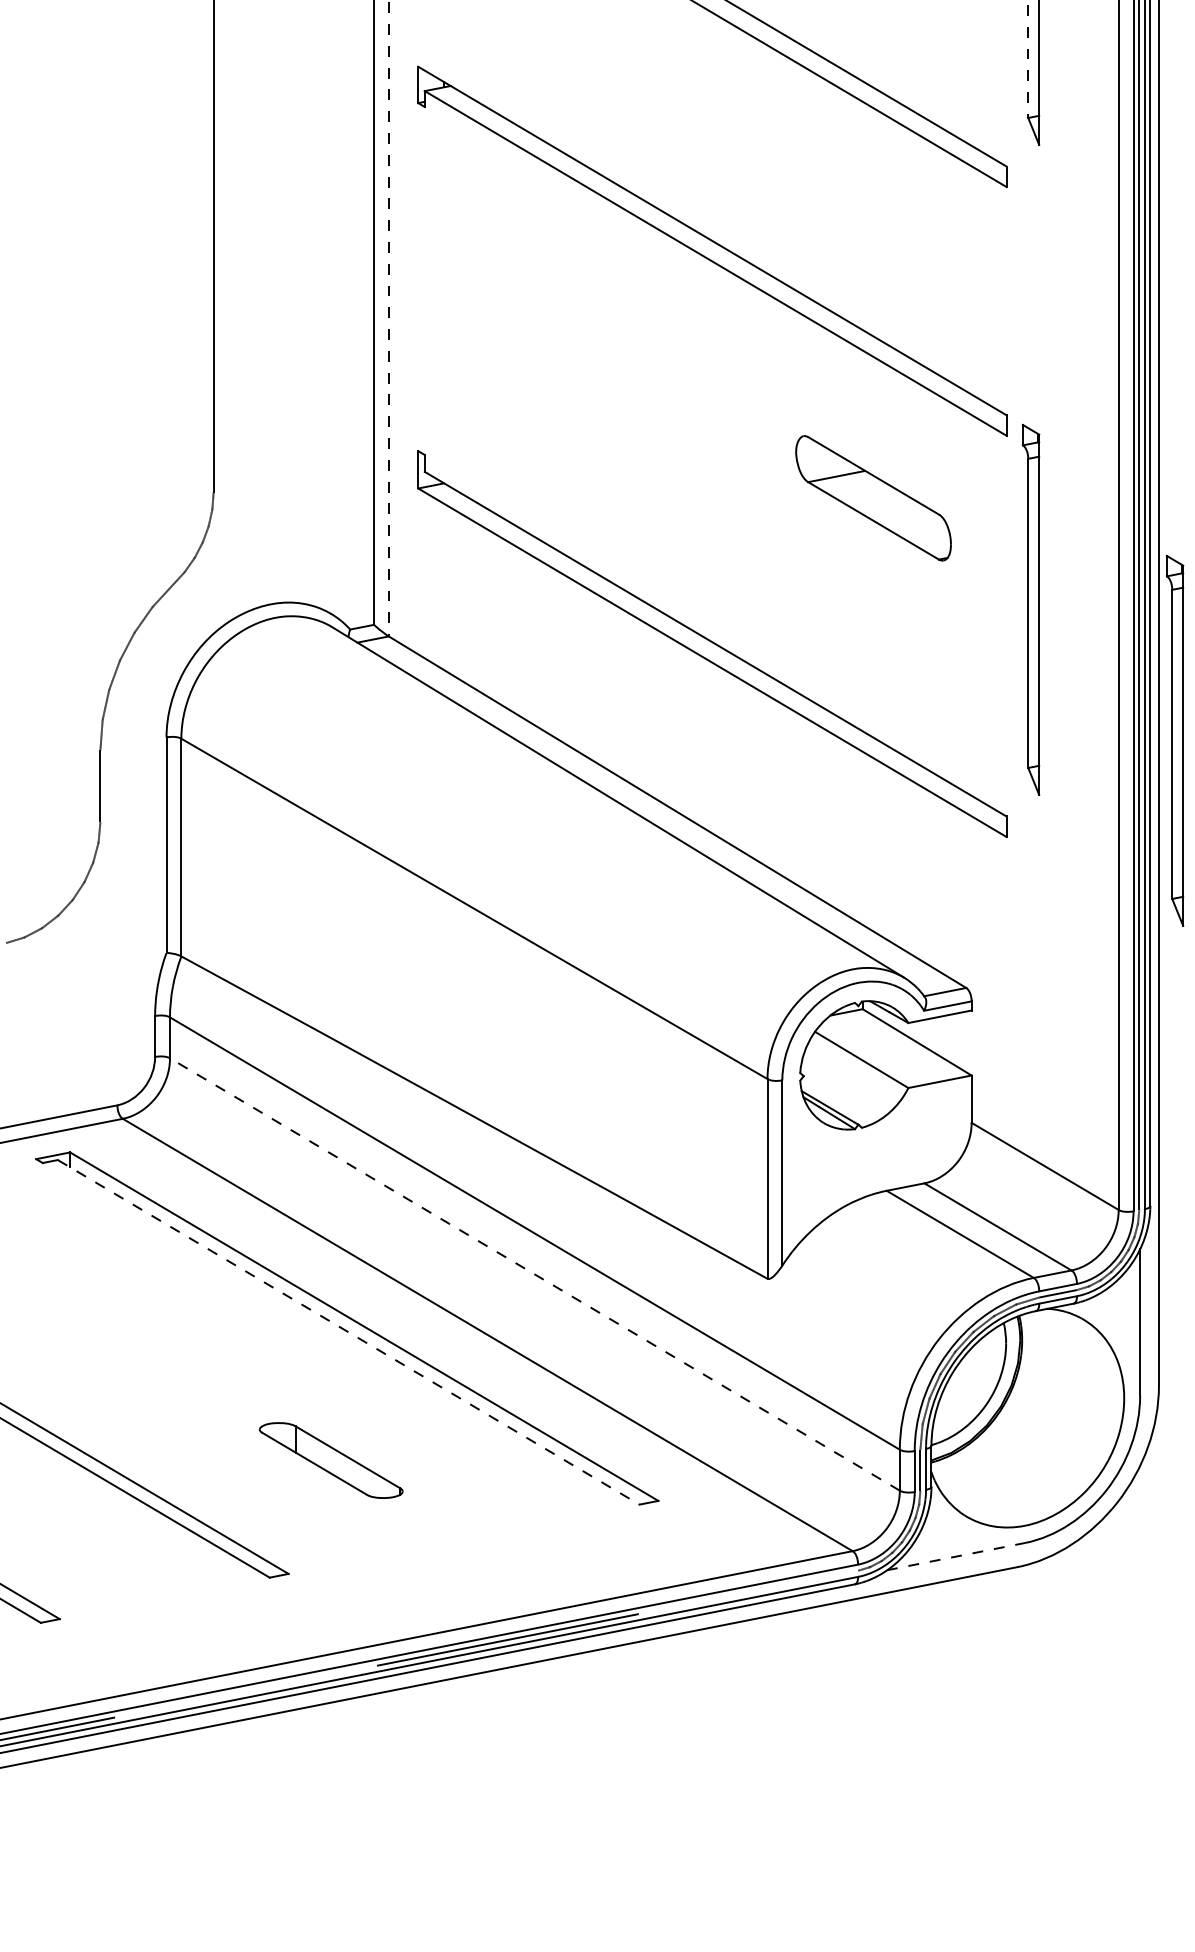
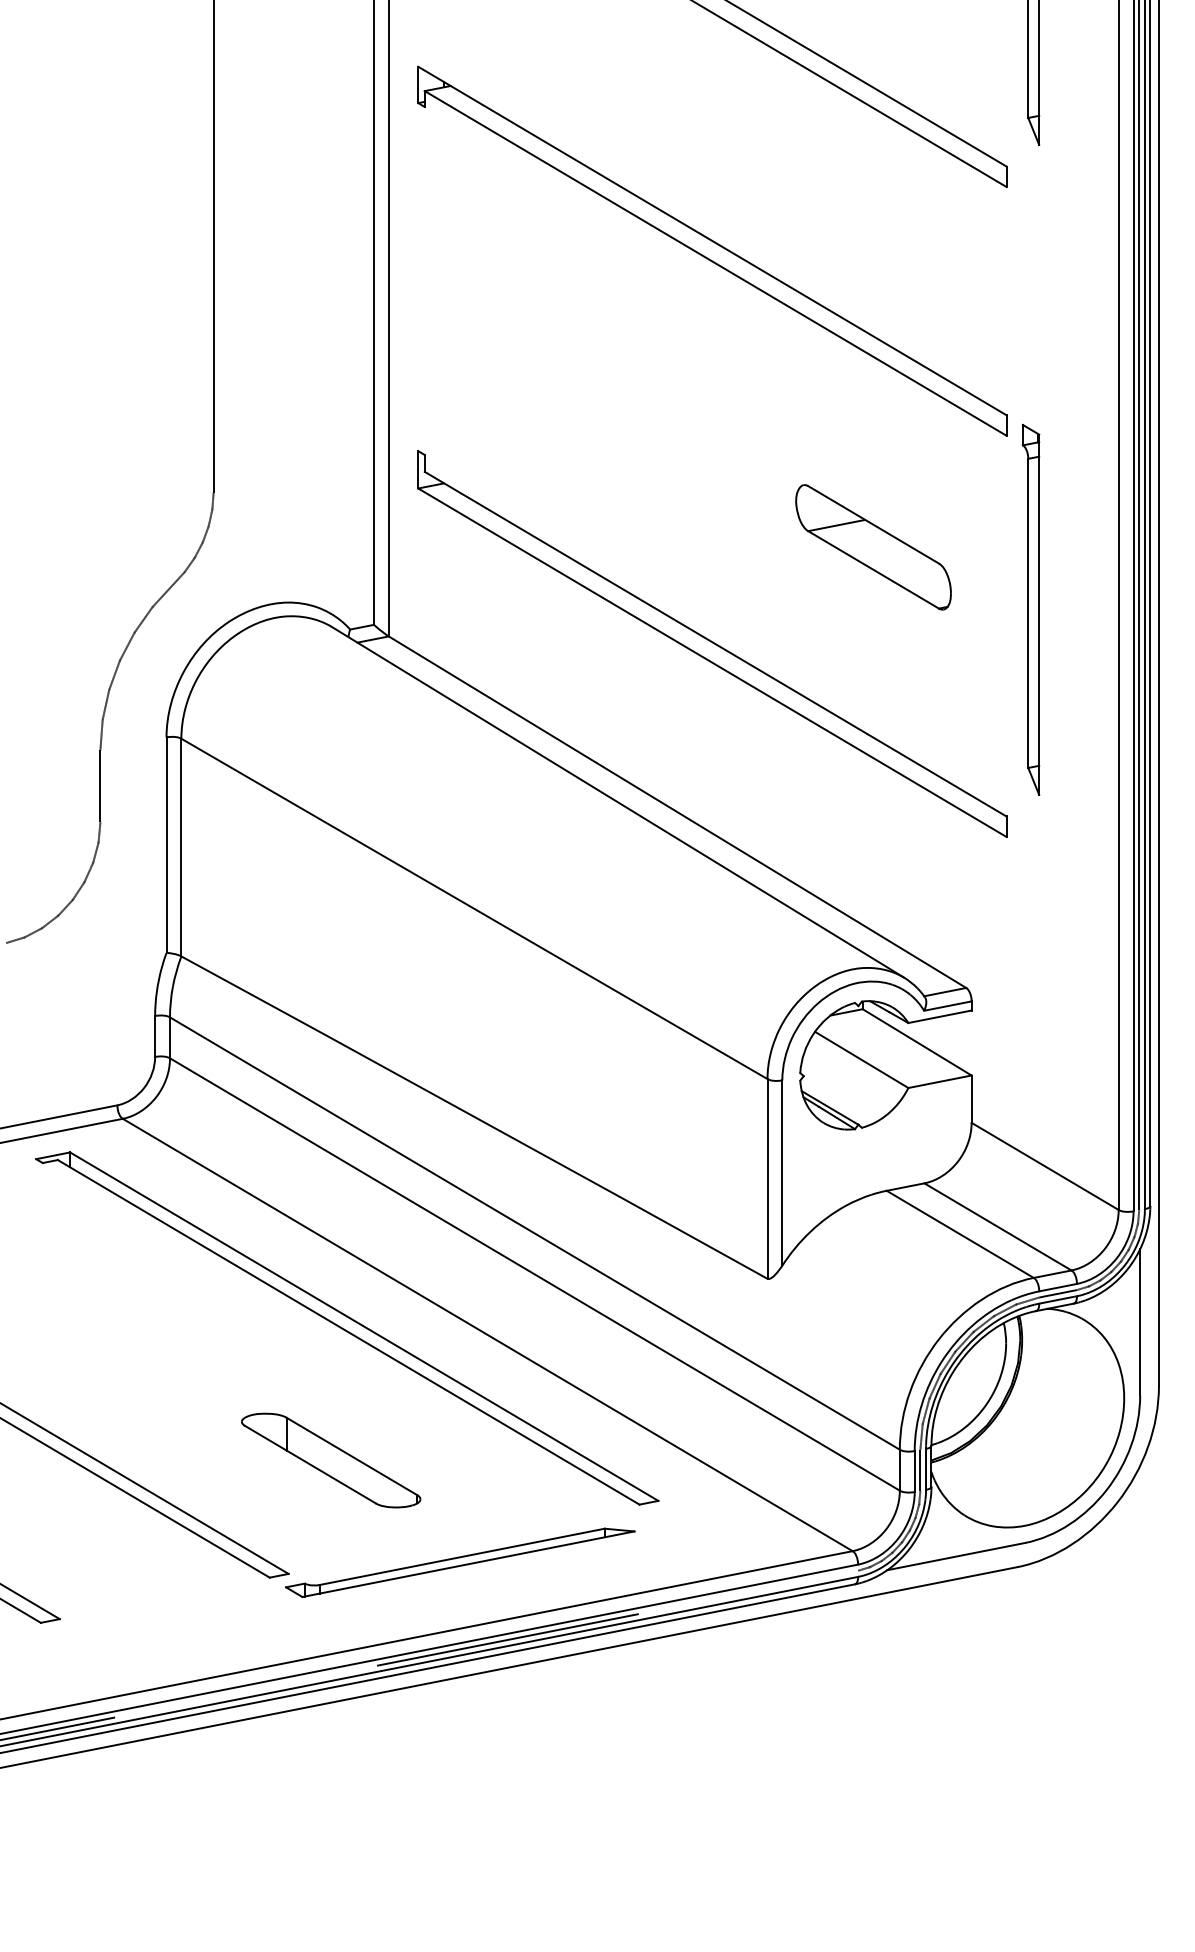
line: dashed -> solid (1028, 59)
line: dashed -> solid (388, 318)
part position: (873, 498) -> (873, 547) (873, 547)
part: present -> none (1174, 740)
line: dashed -> solid (534, 1274)
line: dashed -> solid (349, 1332)
part size: 145x77 px -> 181x97 px (331, 1460)
line: dashed -> solid (956, 1556)
part: none -> present (460, 1562)
